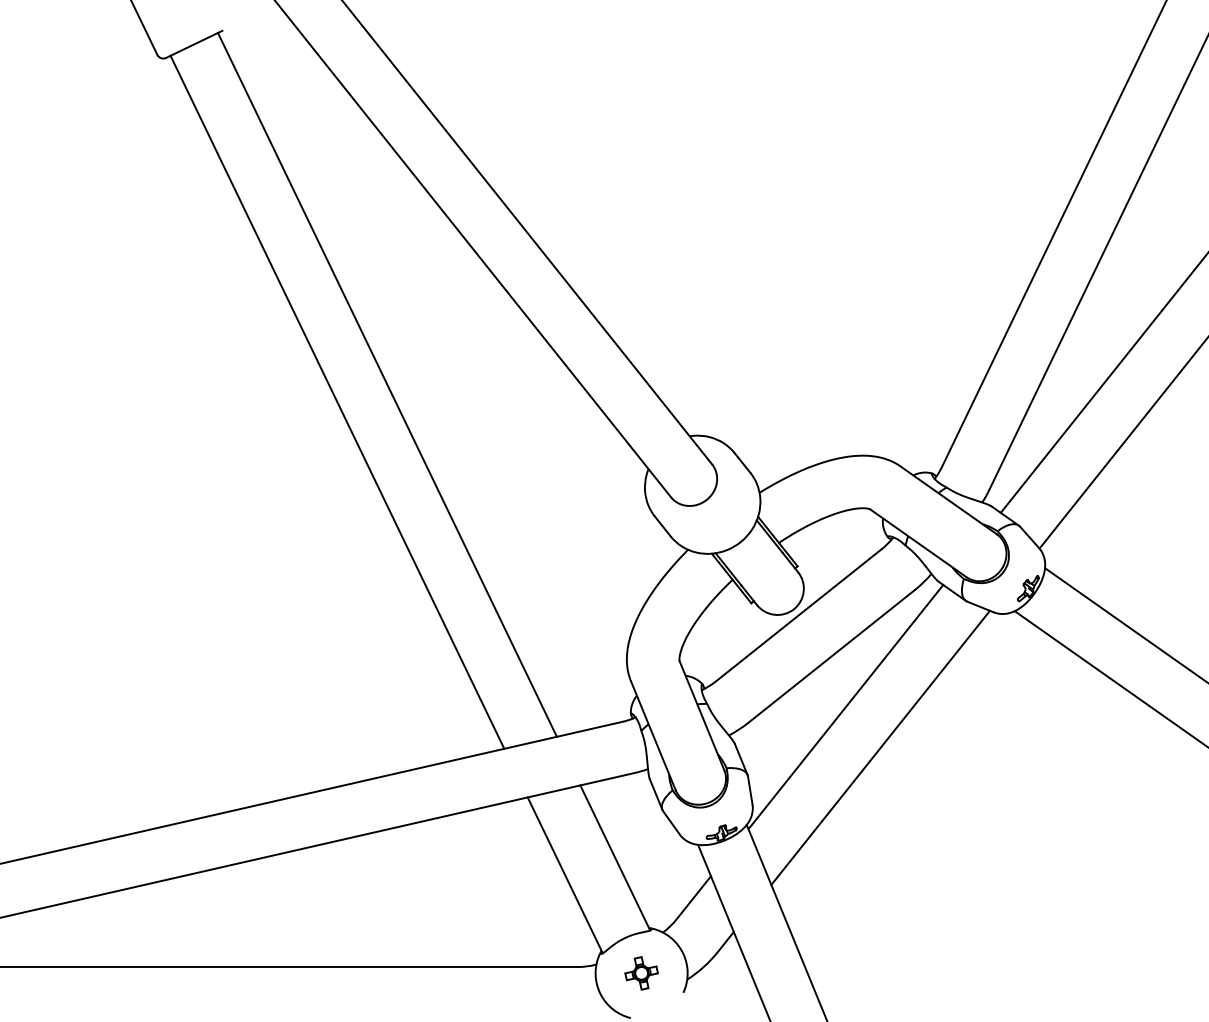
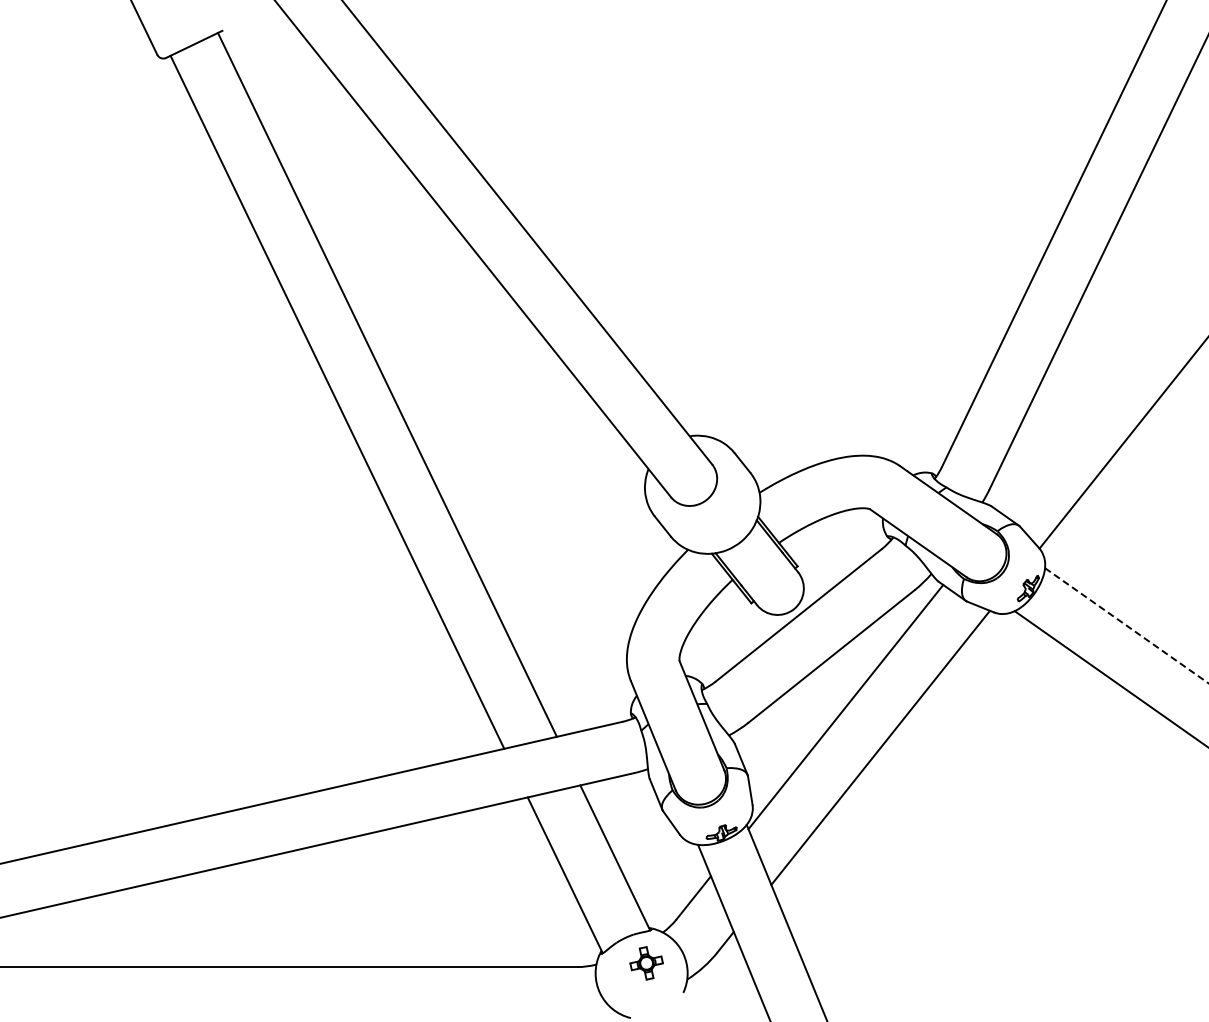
line: present -> none (1102, 384)
line: solid -> dashed (1126, 625)
part position: (641, 973) -> (646, 963) (646, 963)
